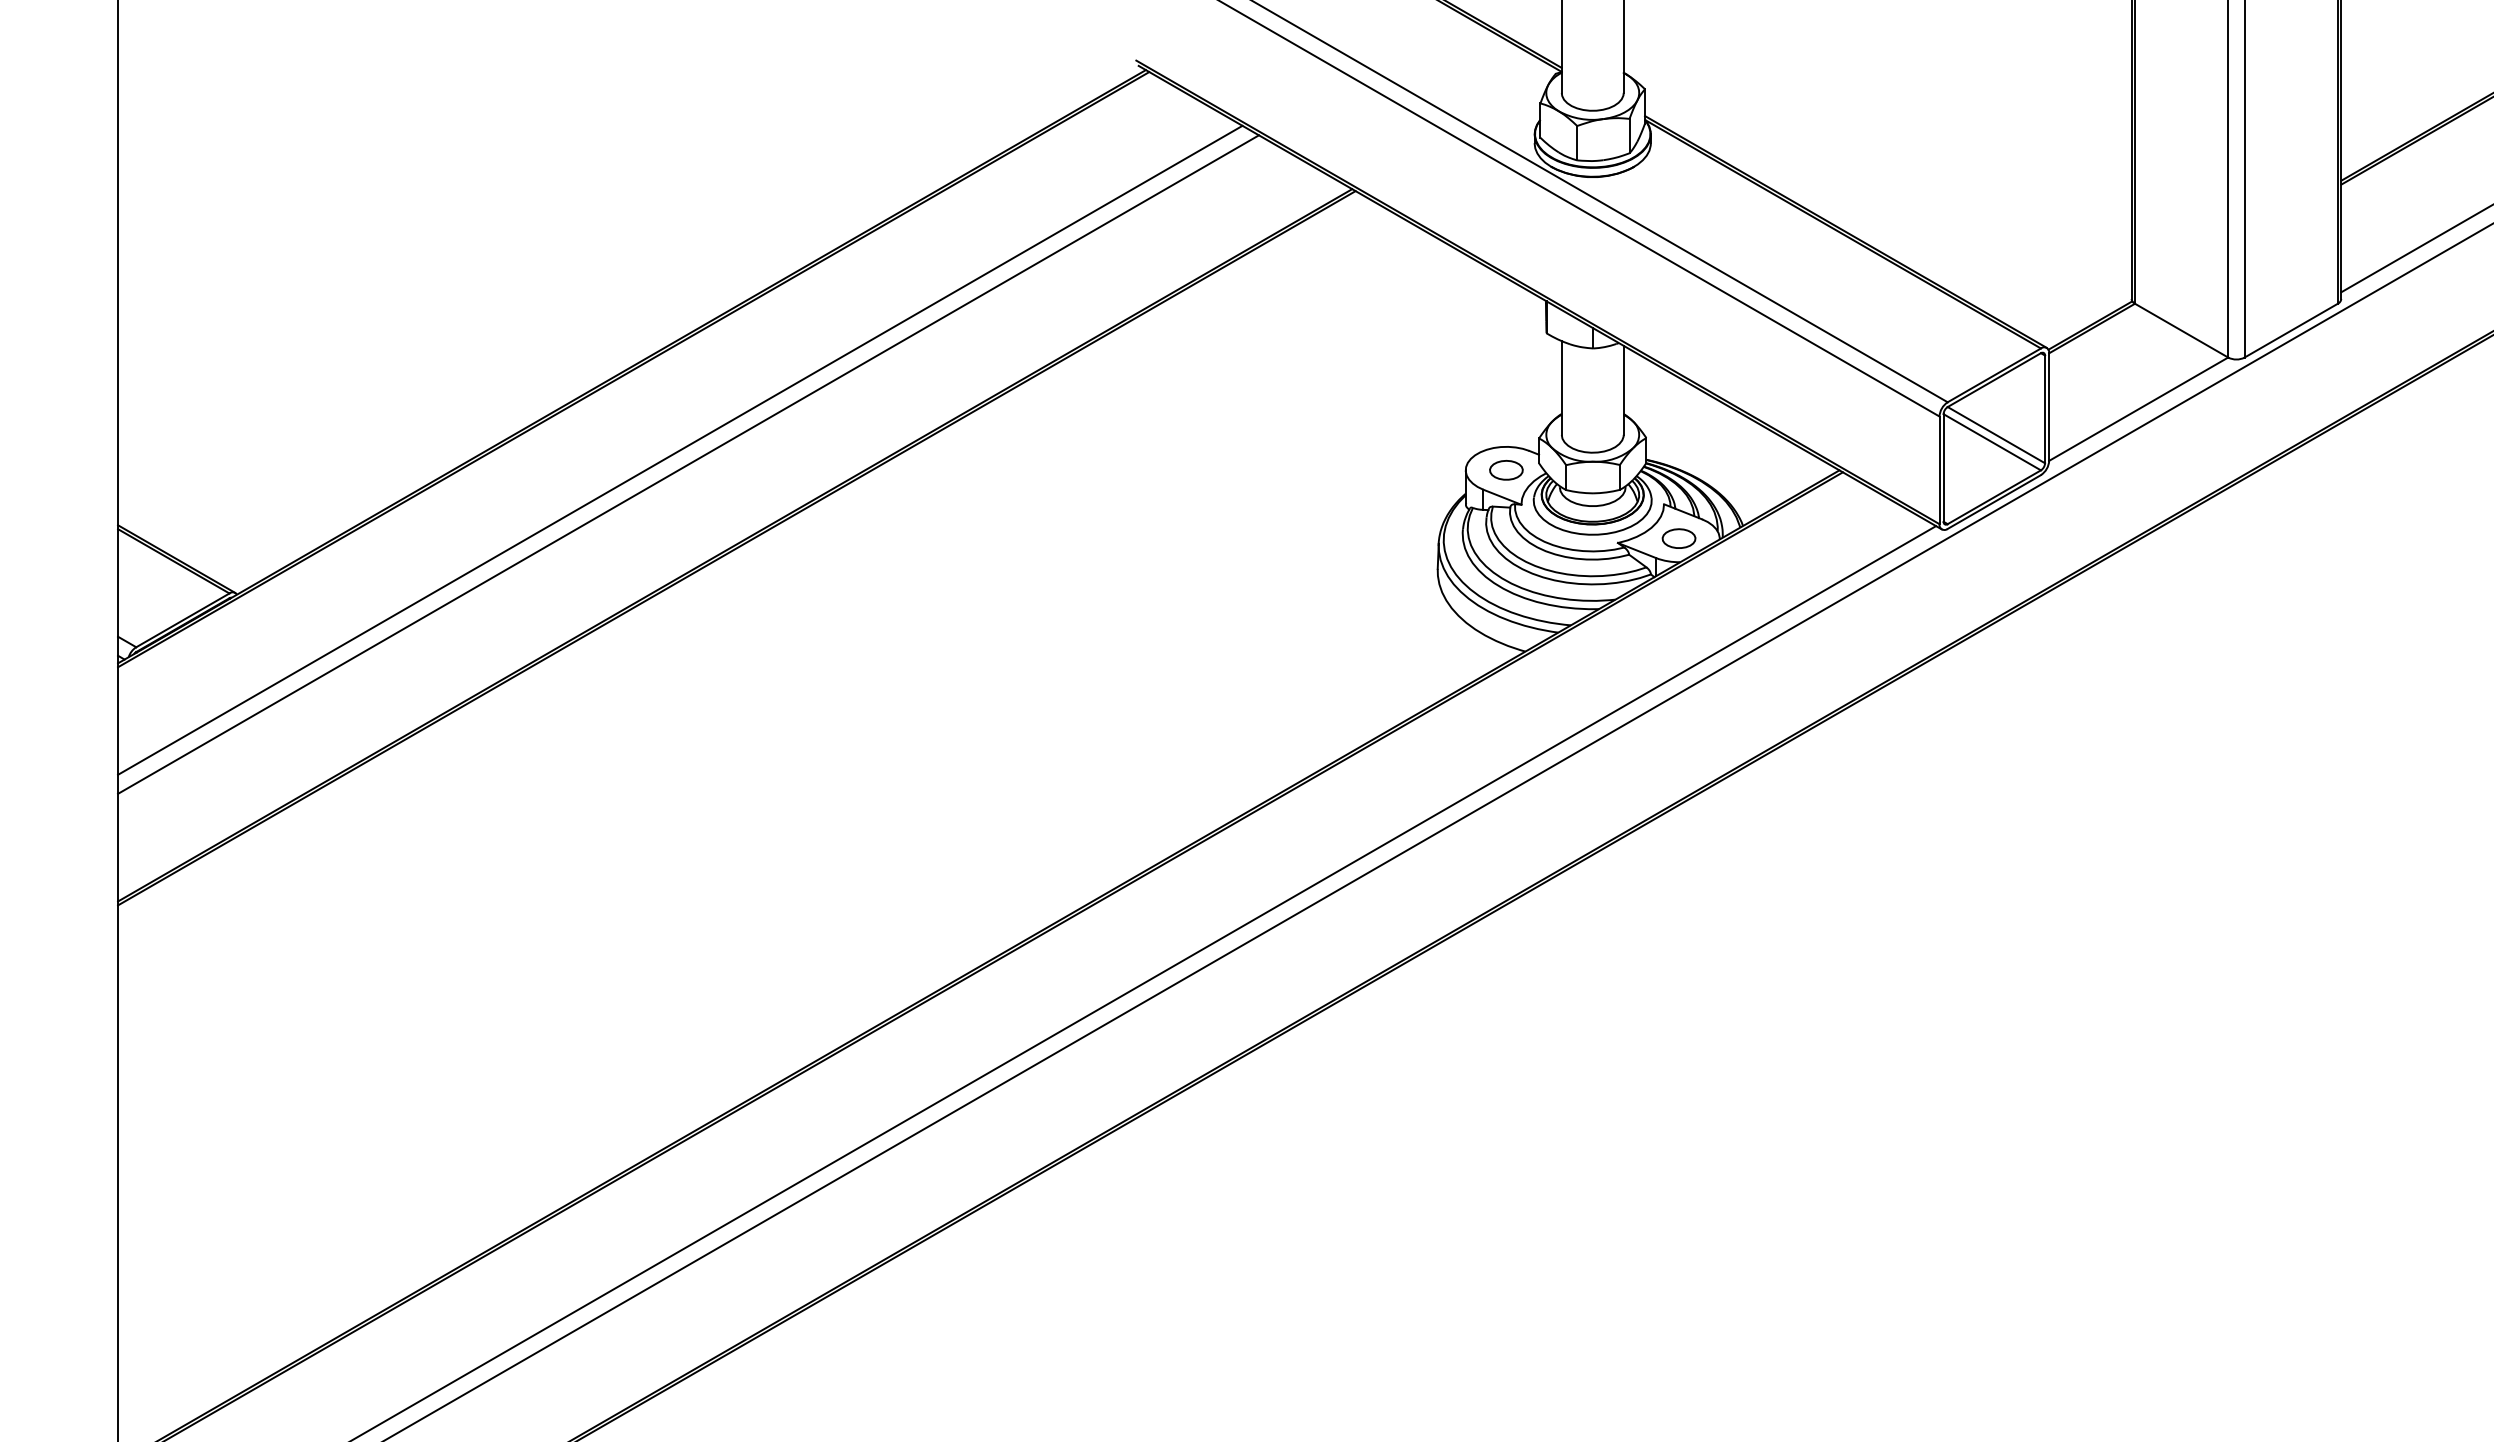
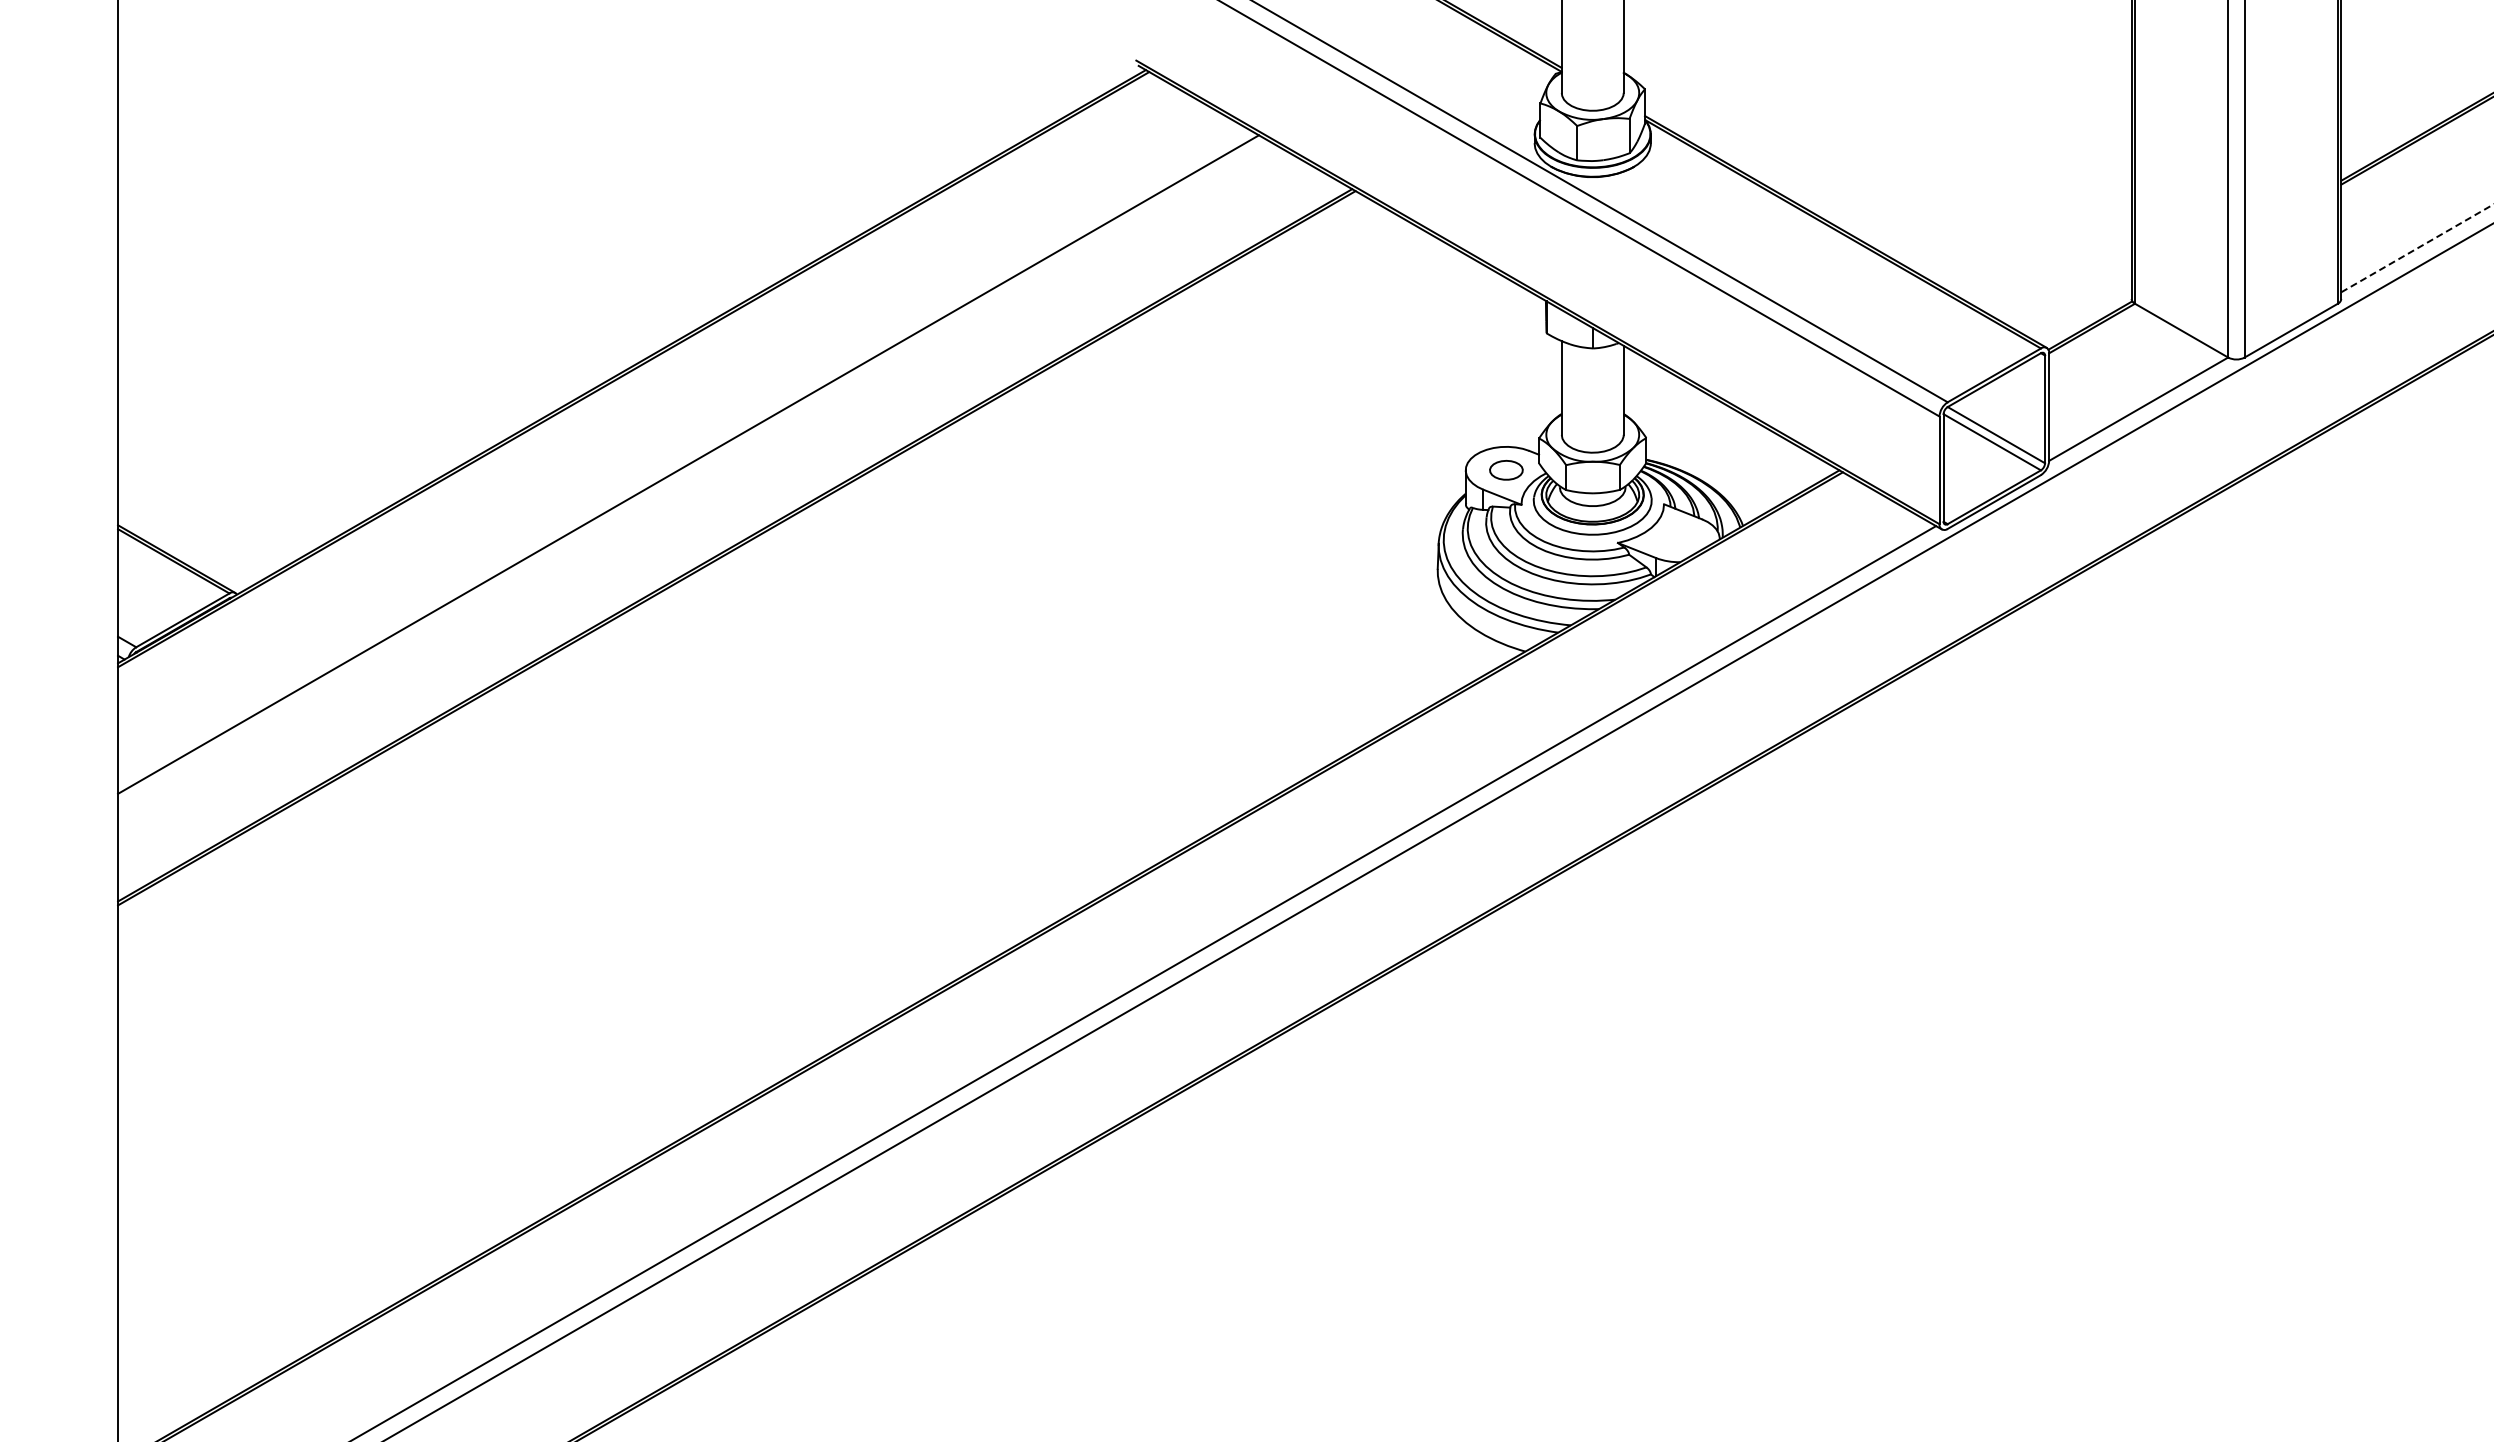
line: solid -> dashed (2417, 248)
line: present -> none (680, 449)
part: present -> none (1678, 538)
